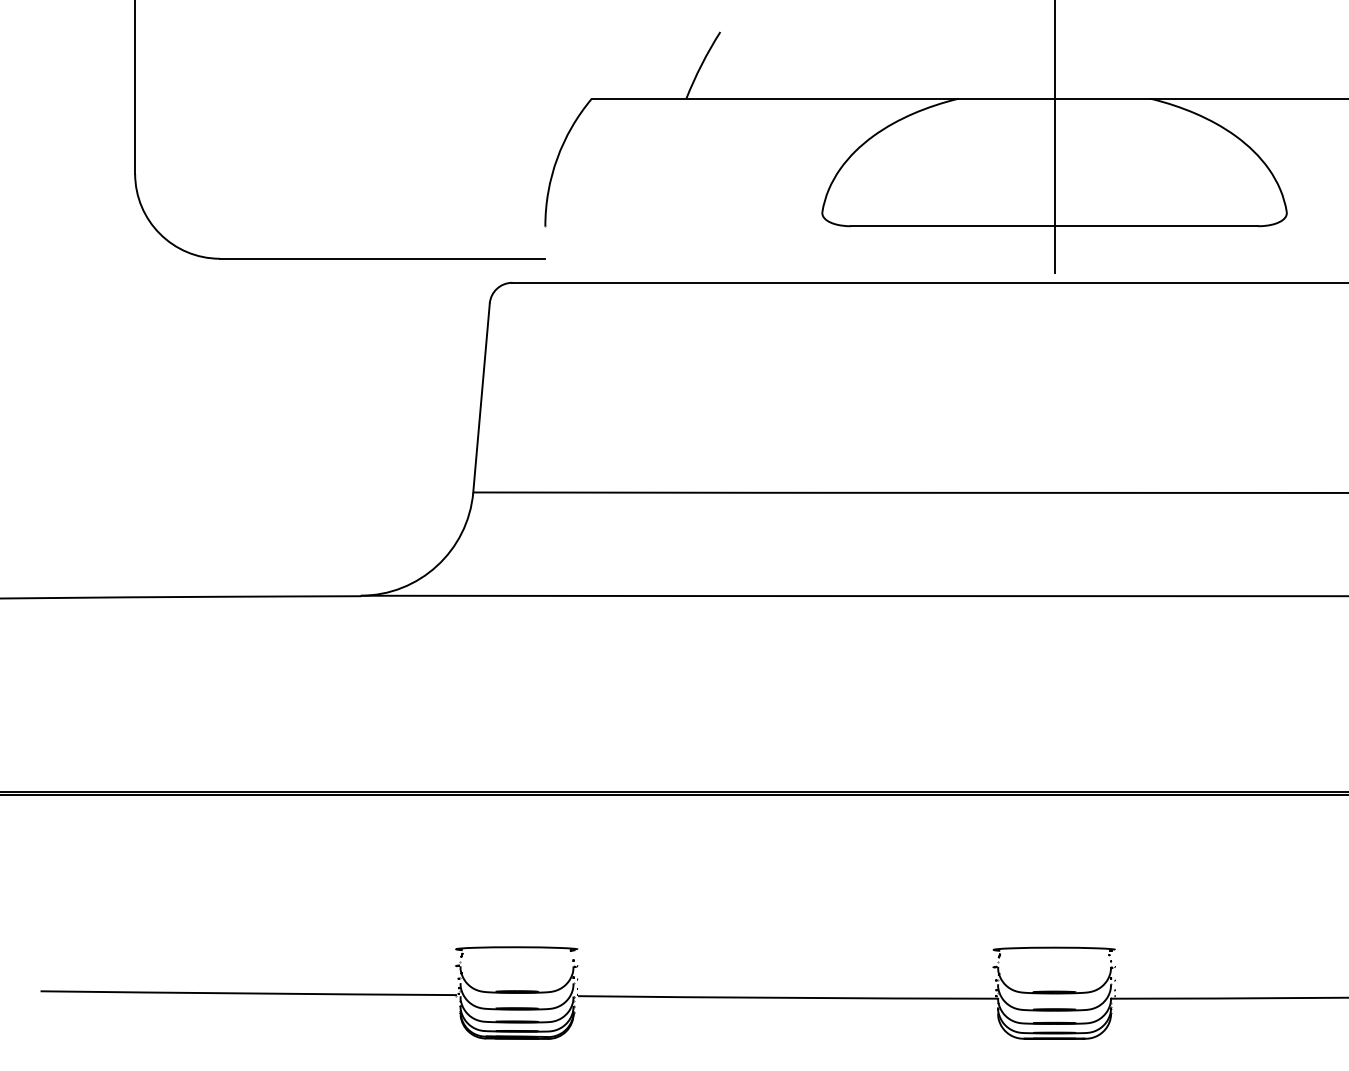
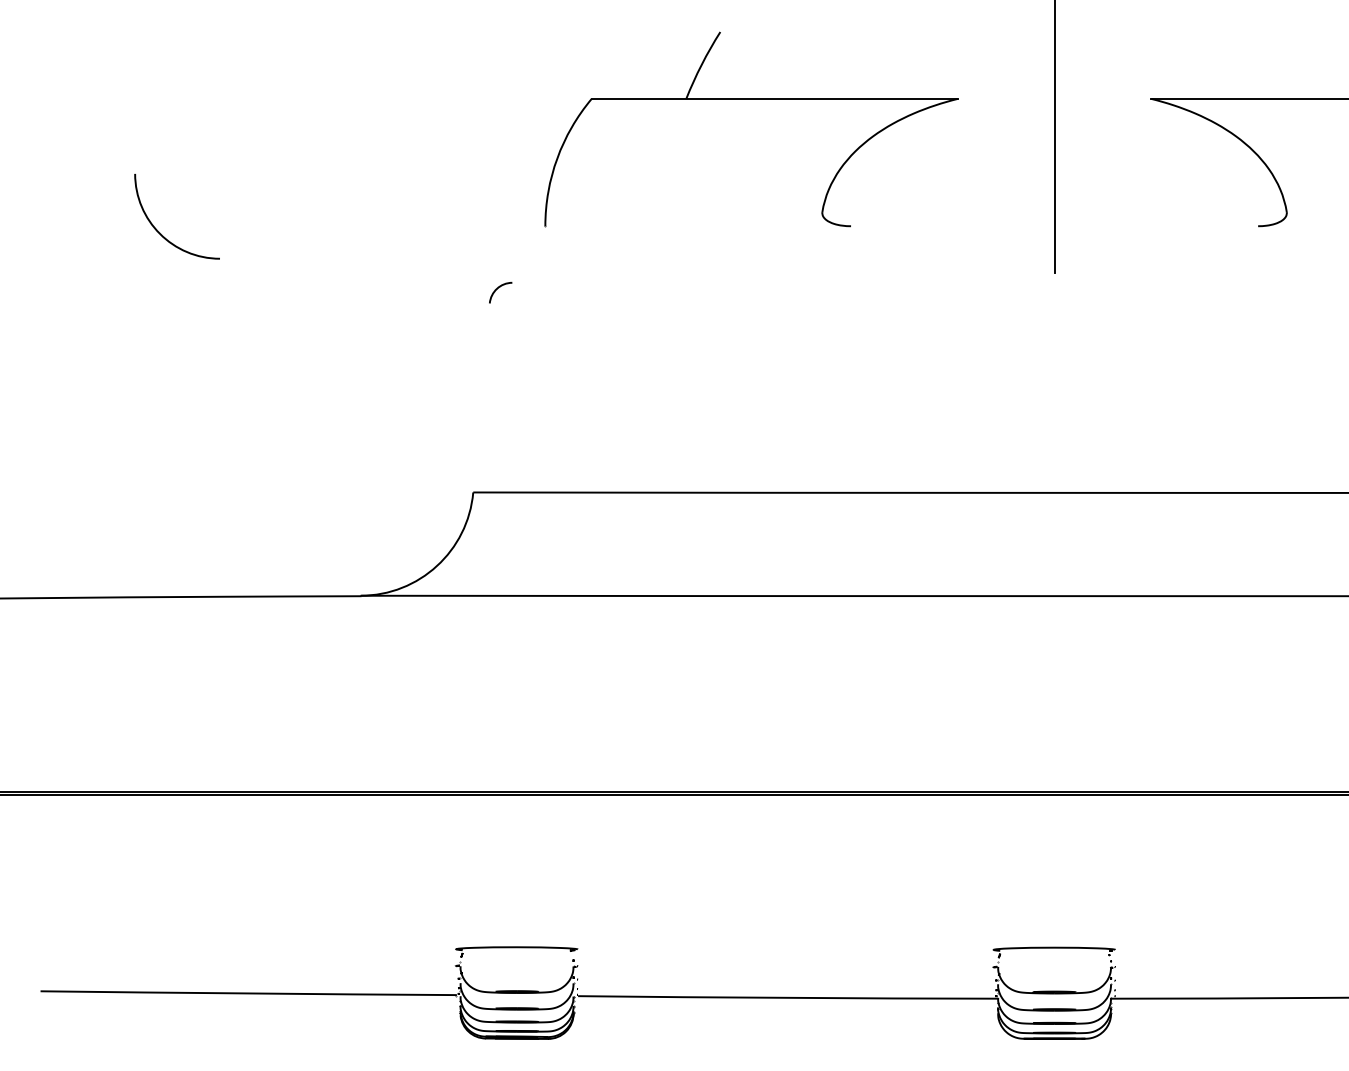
line: present -> none (135, 87)
line: present -> none (1054, 98)
line: present -> none (1054, 226)
line: present -> none (382, 258)
line: present -> none (928, 282)
line: present -> none (481, 397)
